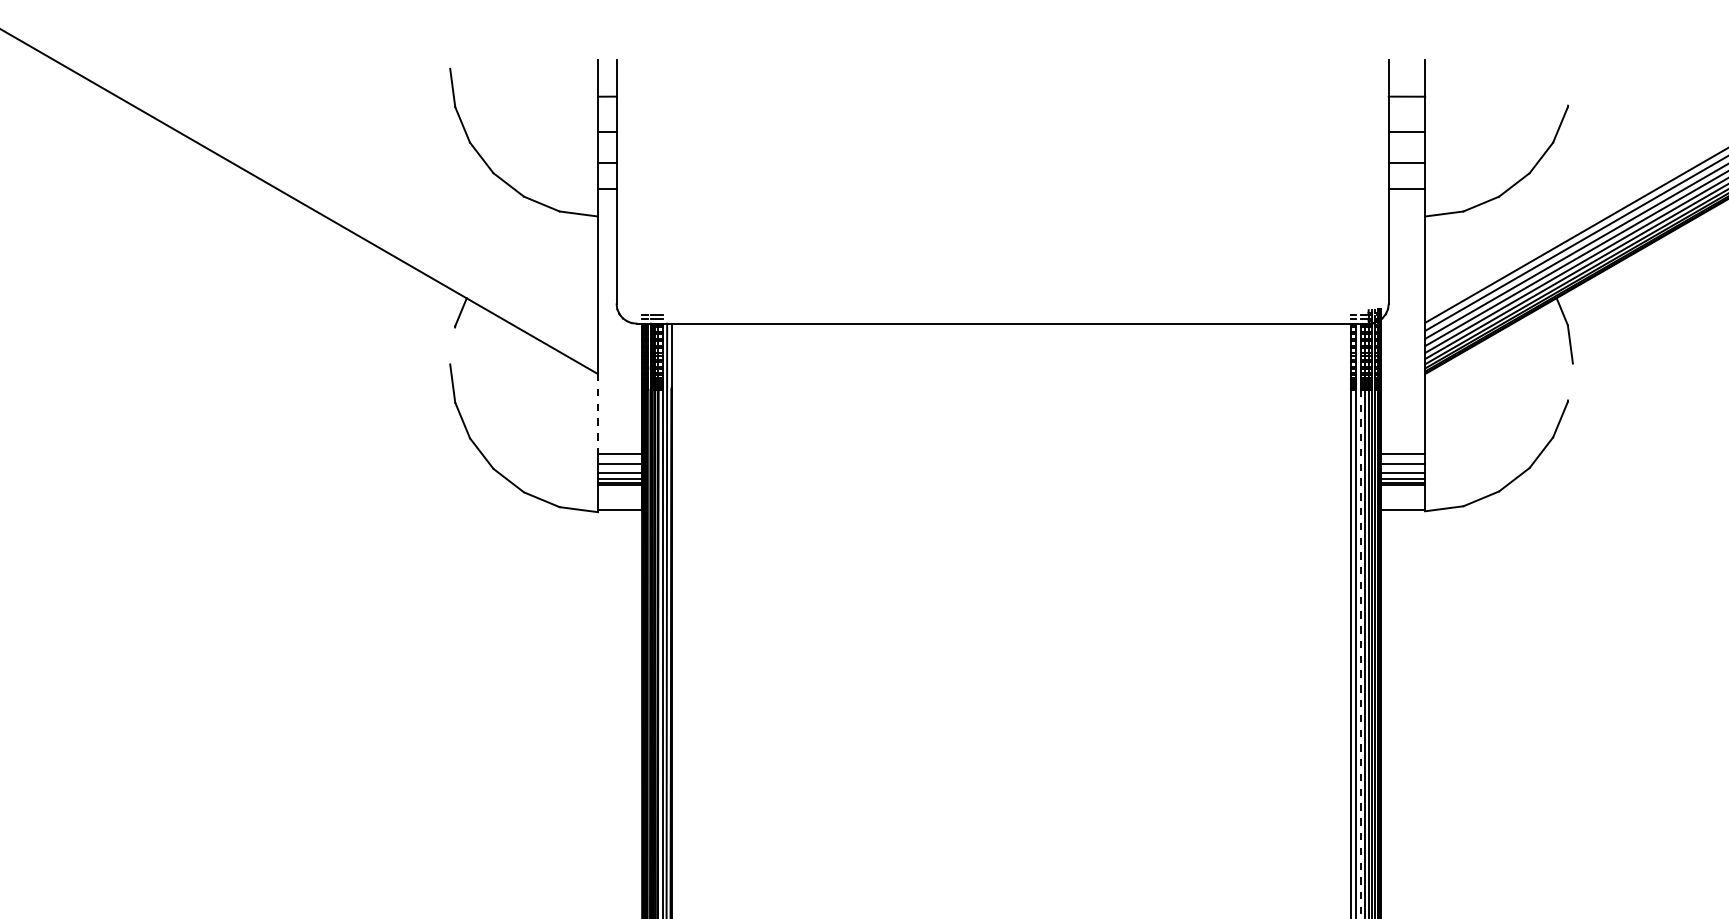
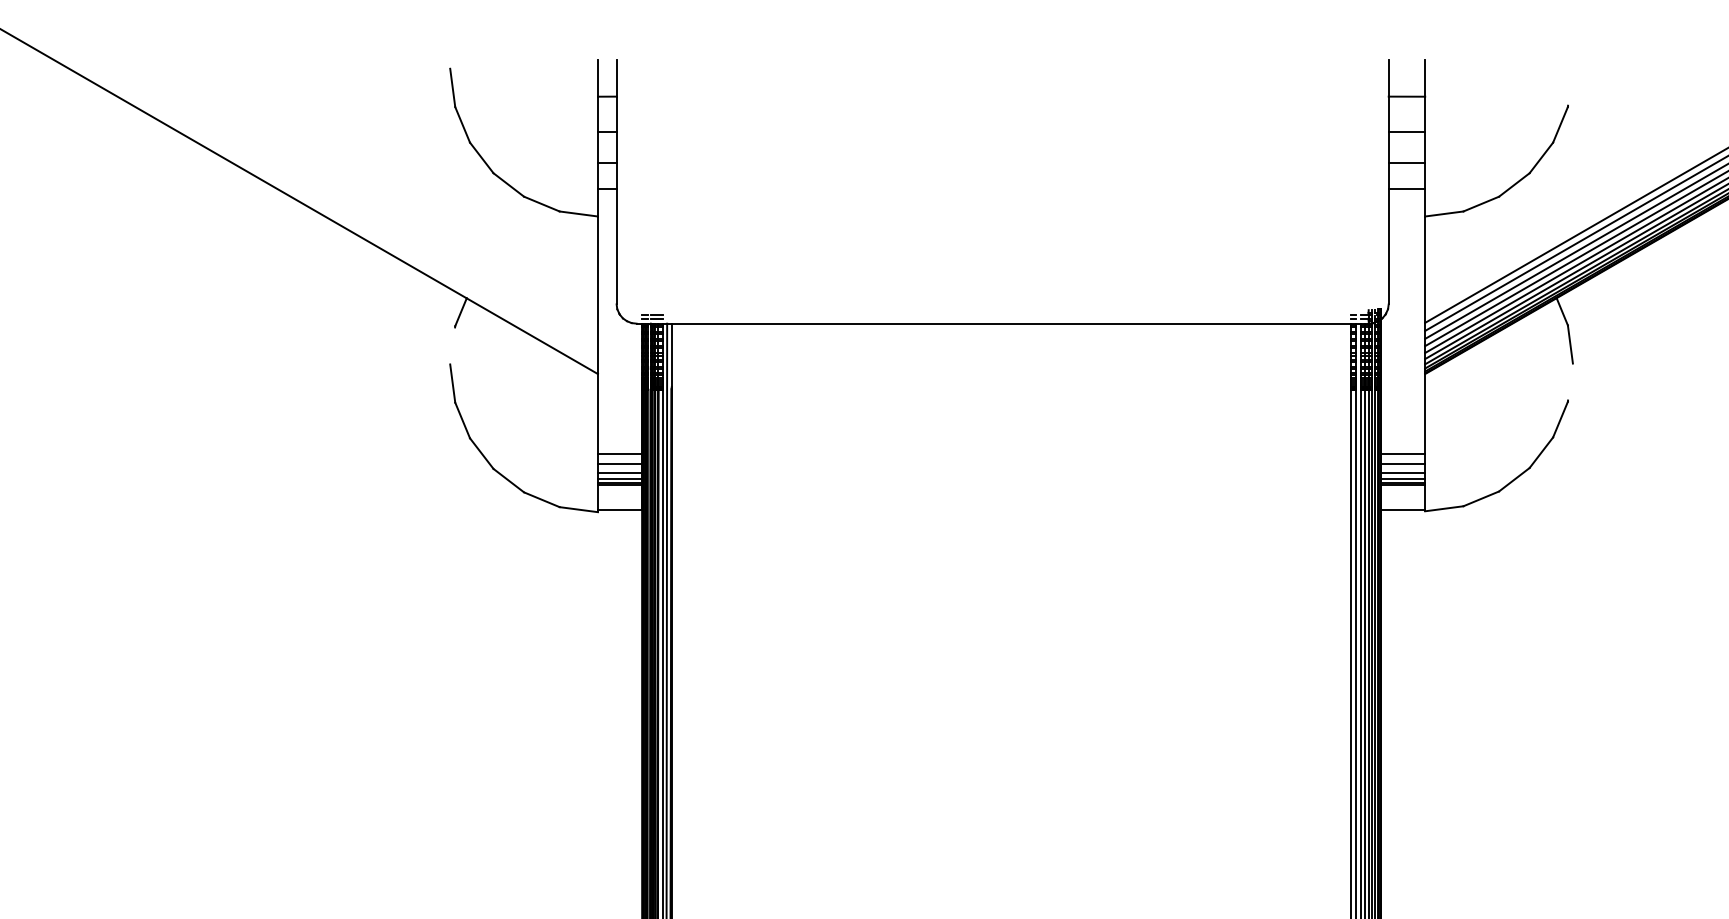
line: dashed -> solid (597, 414)
line: dashed -> solid (1360, 654)
